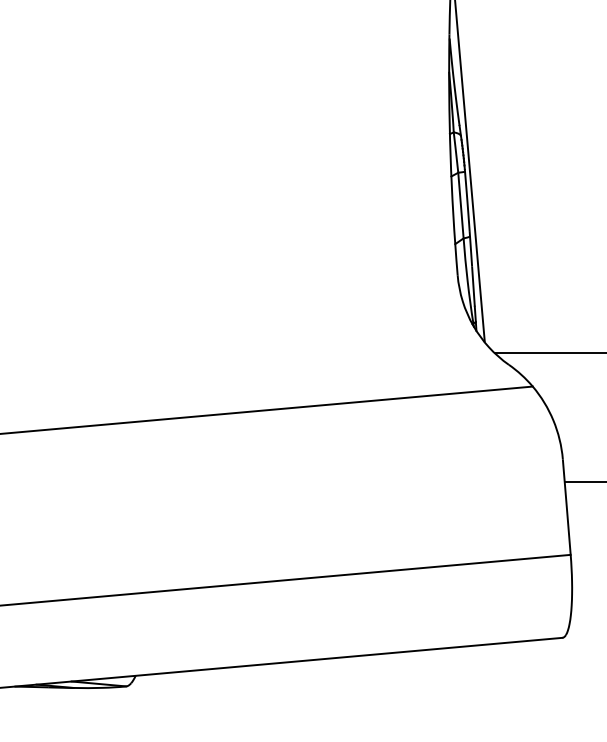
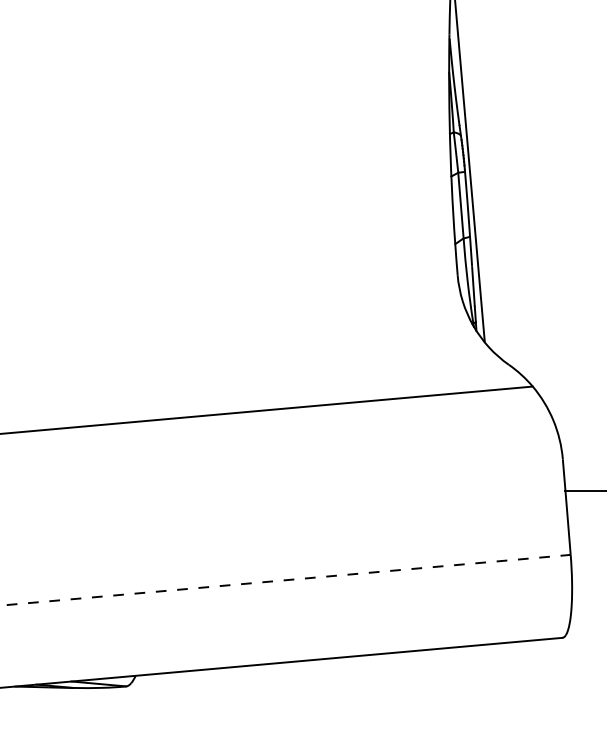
line: present -> none (549, 353)
line position: (583, 481) -> (583, 490) (583, 490)
line: solid -> dashed (285, 580)
